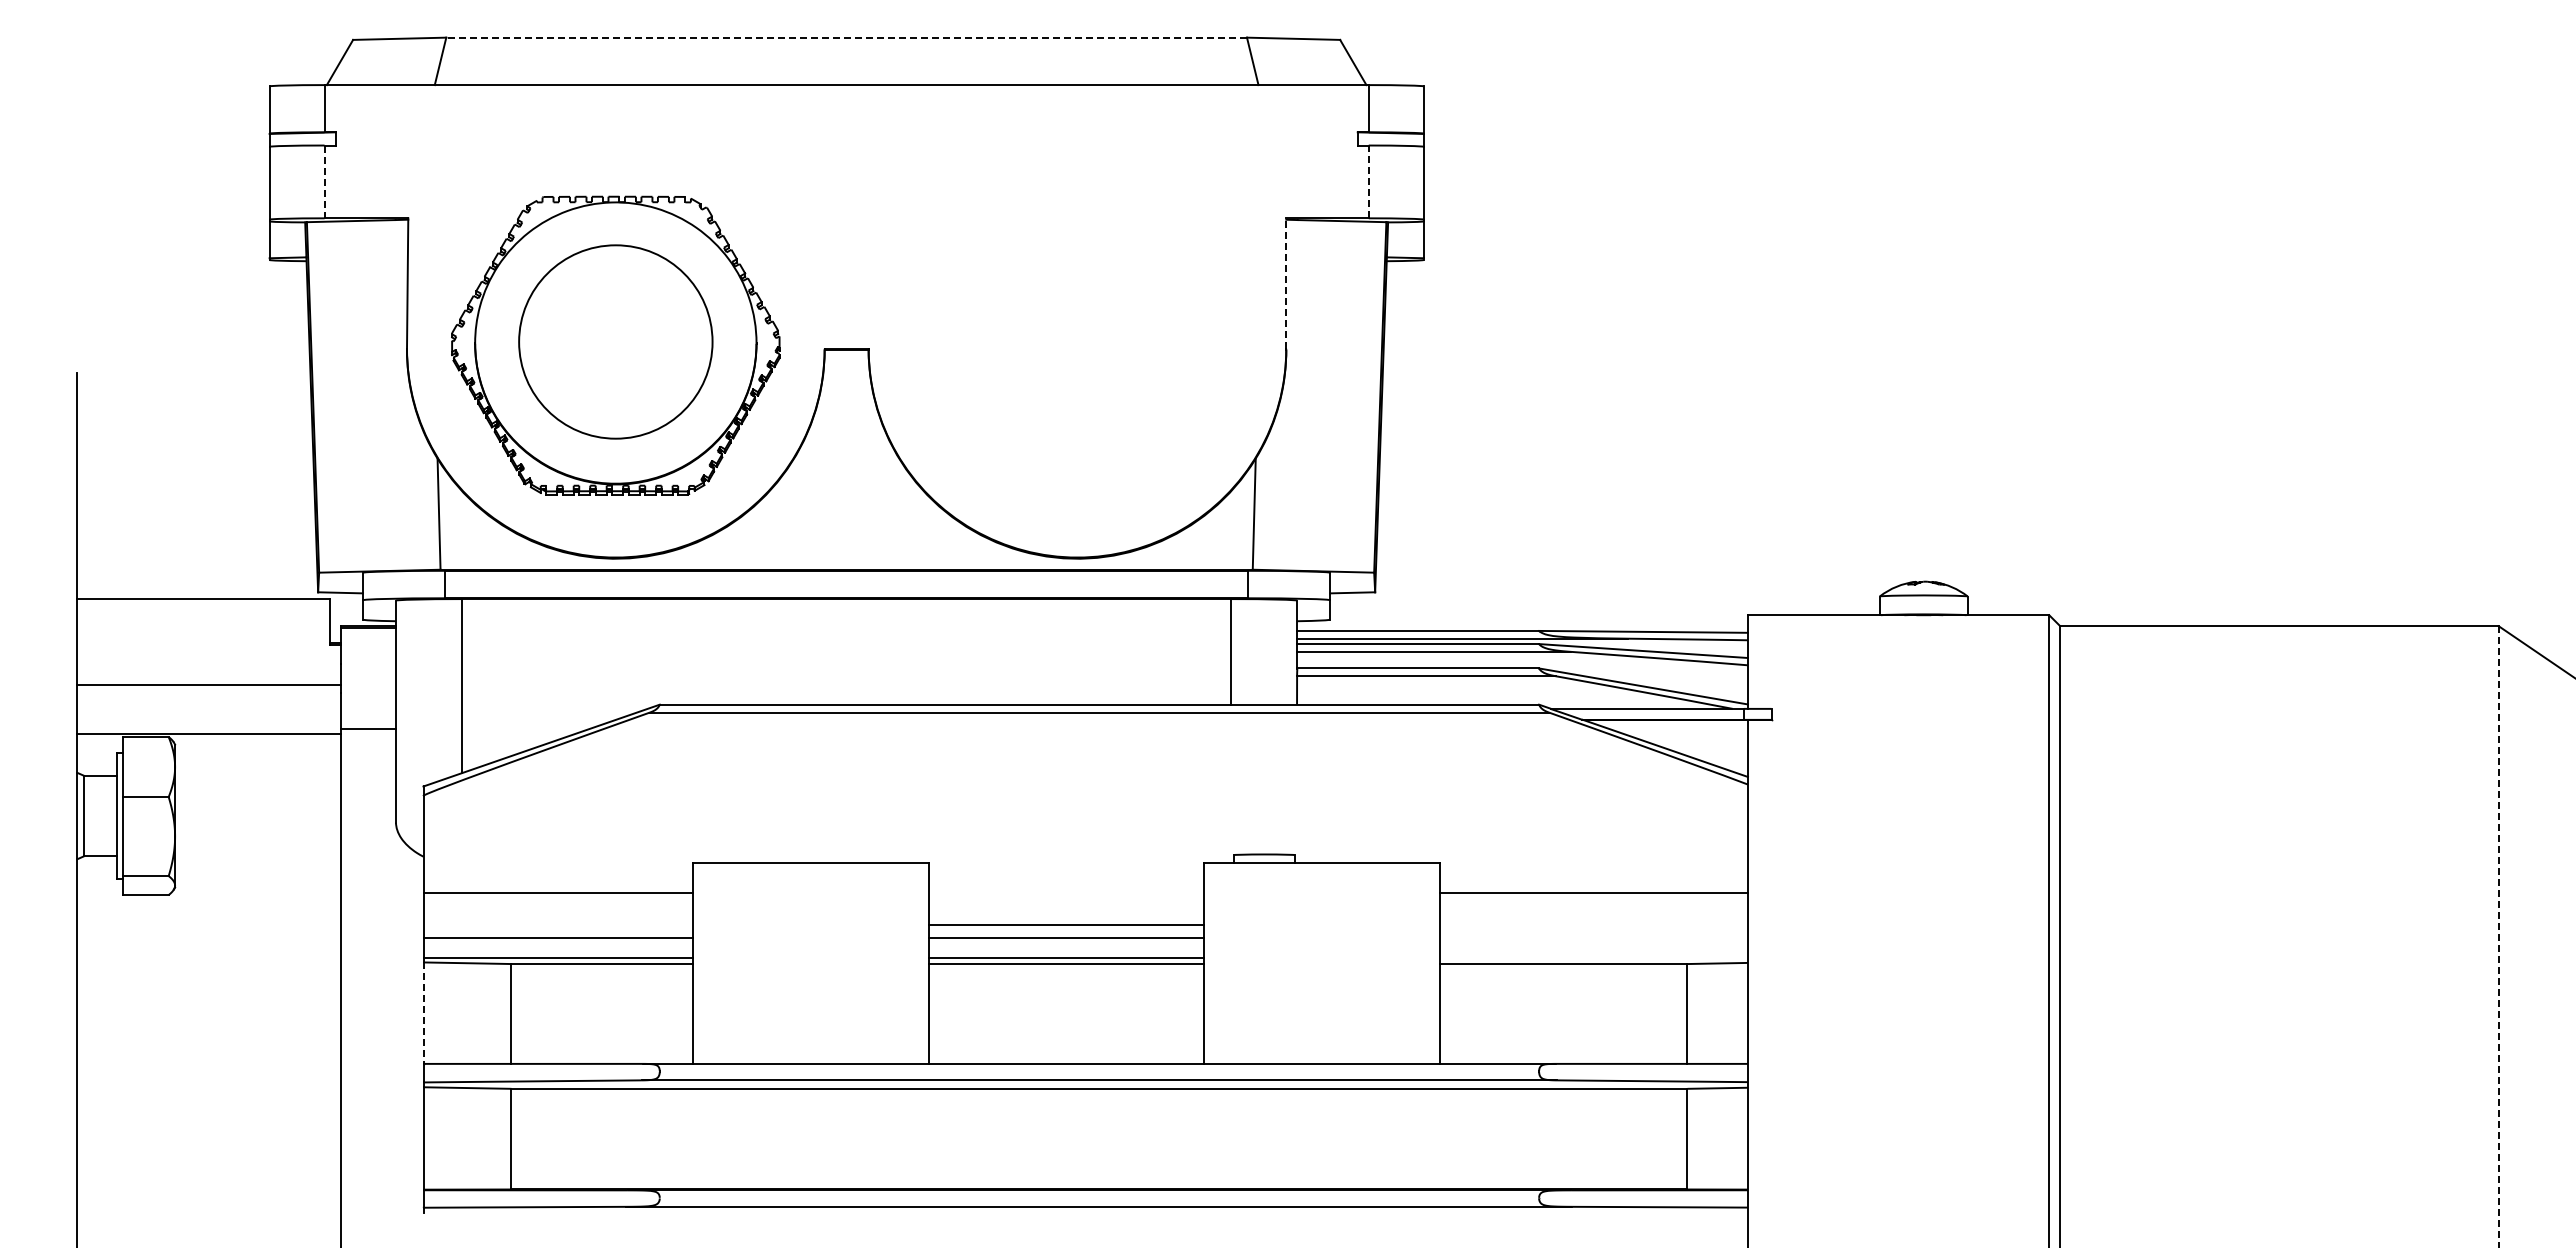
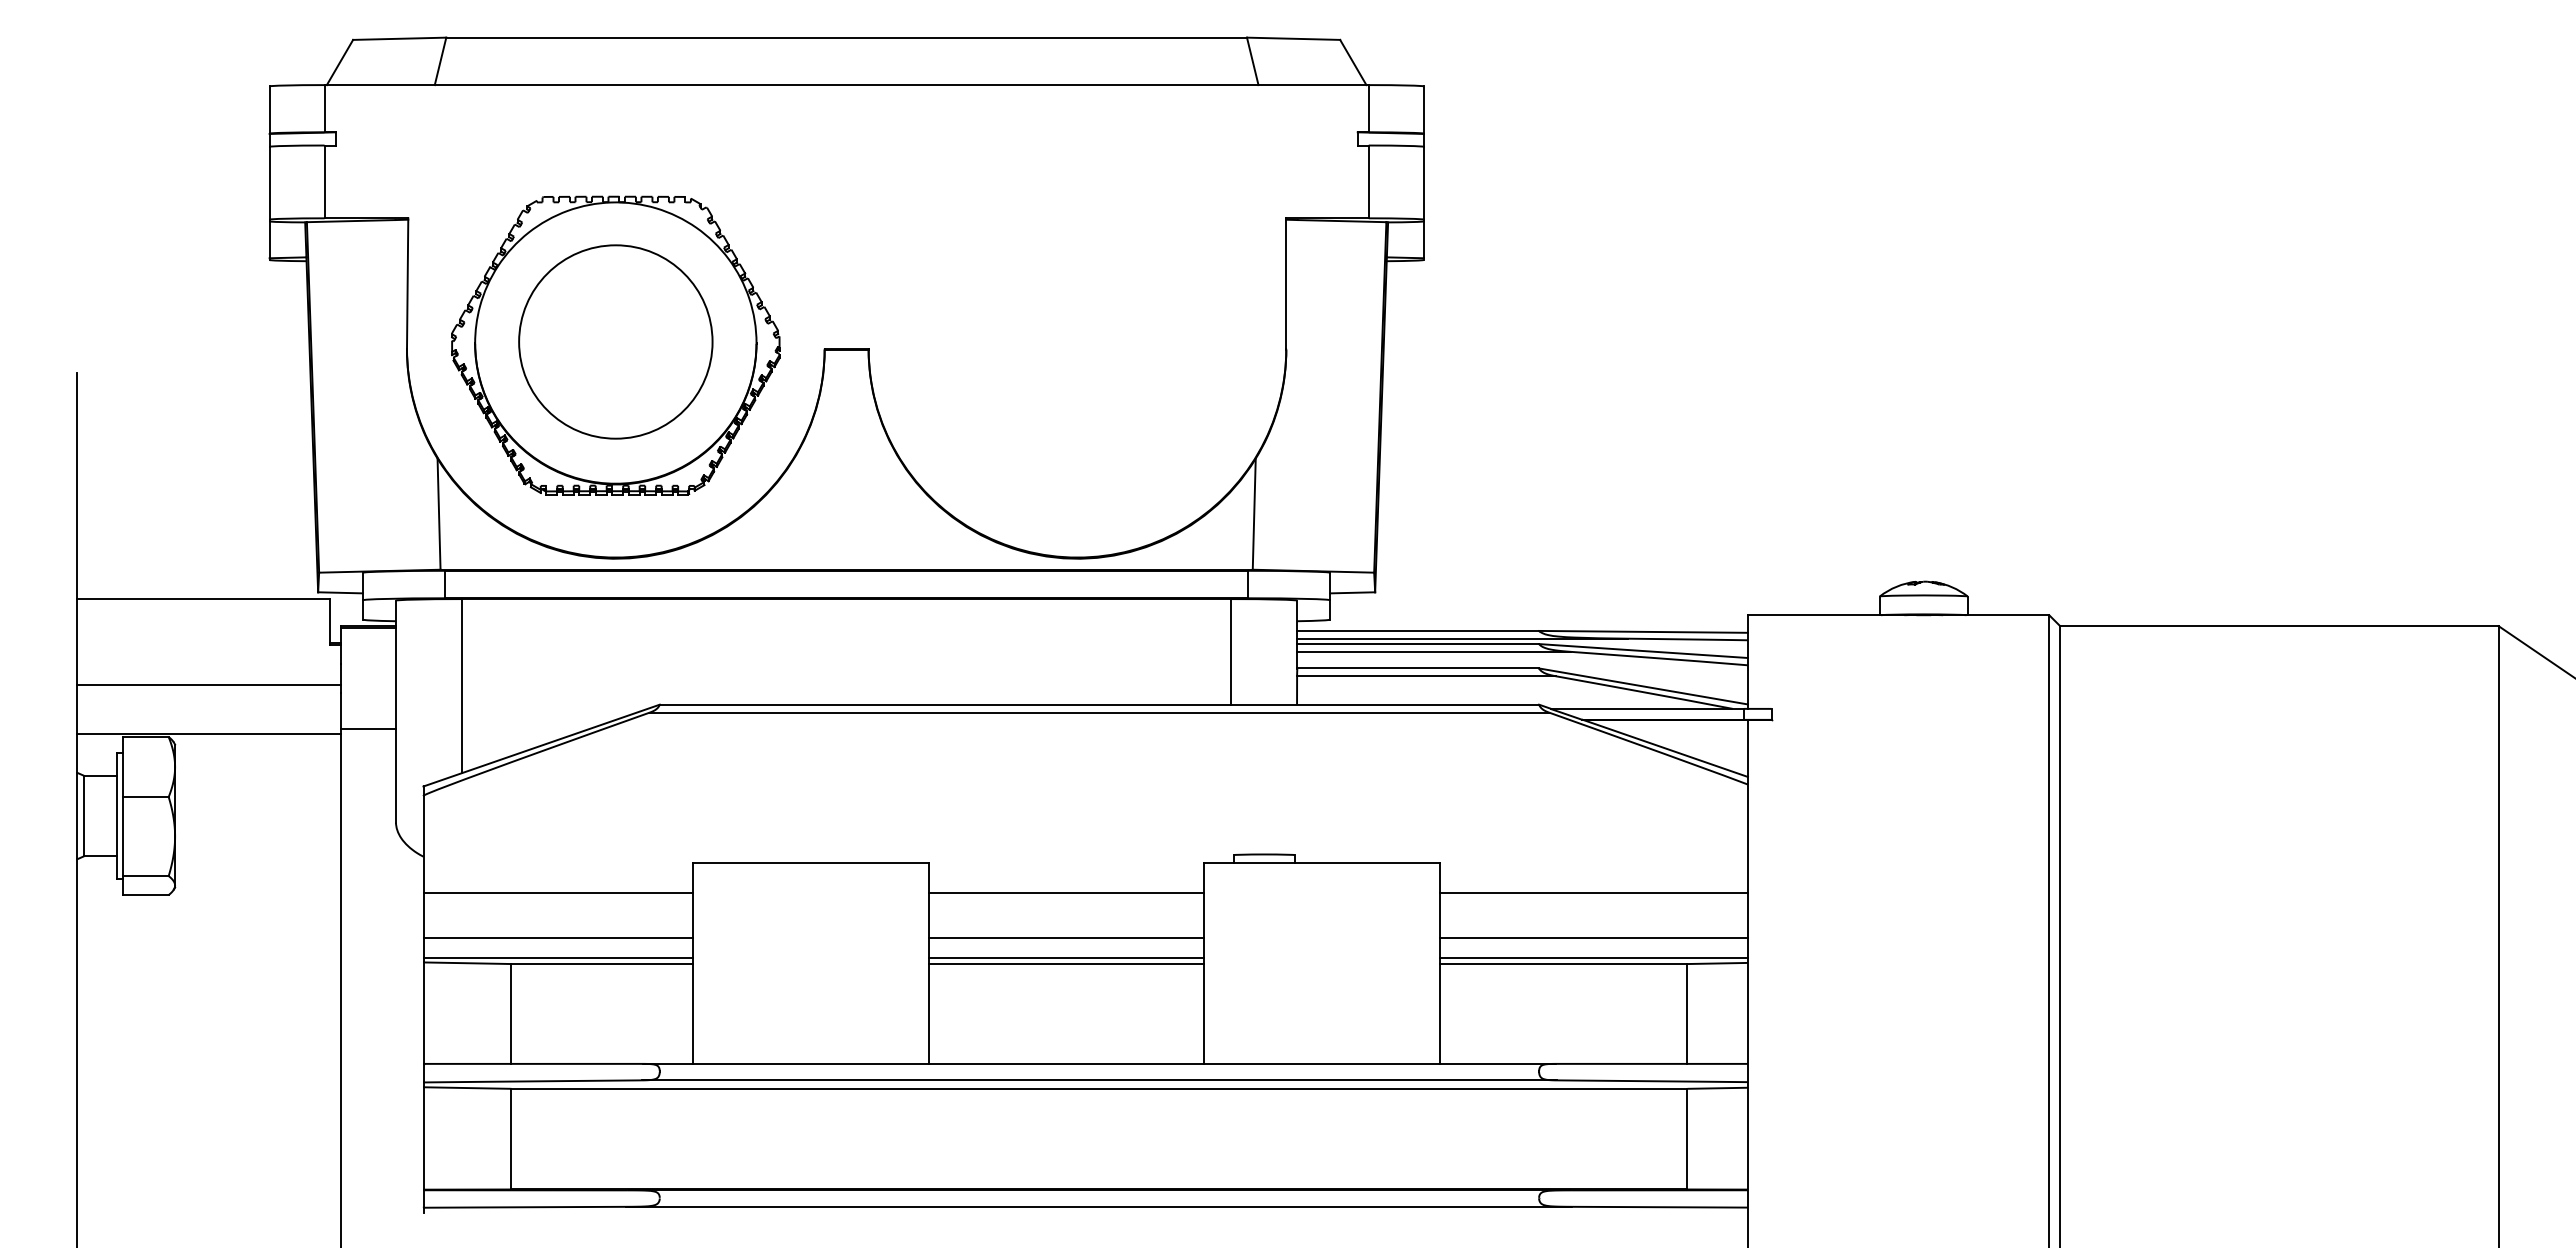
line: dashed -> solid (846, 37)
line: dashed -> solid (1368, 181)
line: dashed -> solid (324, 182)
line: dashed -> solid (1286, 283)
line position: (1066, 925) -> (1066, 893) (1066, 893)
line: dashed -> solid (2498, 937)
line: none -> present (1593, 938)
line: none -> present (1593, 957)
line: dashed -> solid (423, 1013)
